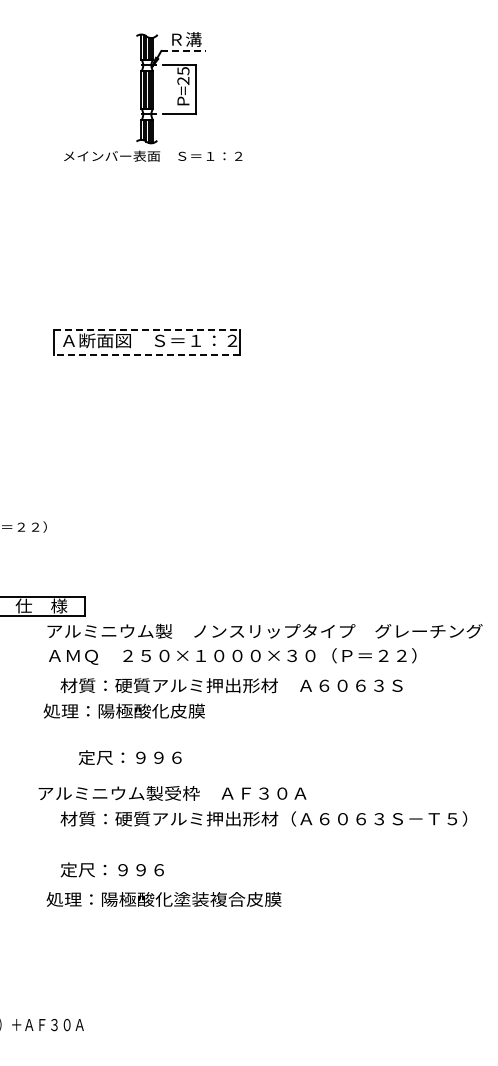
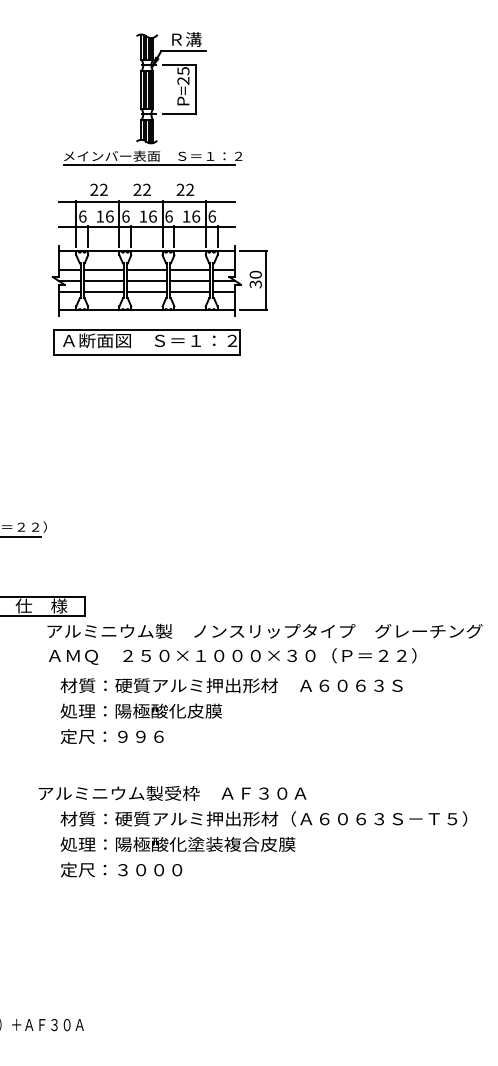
line: dashed -> solid (184, 50)
line: none -> present (149, 165)
part: none -> present (159, 249)
line: dashed -> solid (147, 329)
line: dashed -> solid (146, 355)
line: none -> present (21, 536)
text position: (123, 710) -> (140, 710) (140, 710)
text position: (129, 757) -> (111, 736) (111, 736)
text: 定尺：９９６ -> 定尺：３０００ (150, 870)
text position: (163, 899) -> (177, 844) (177, 844)
